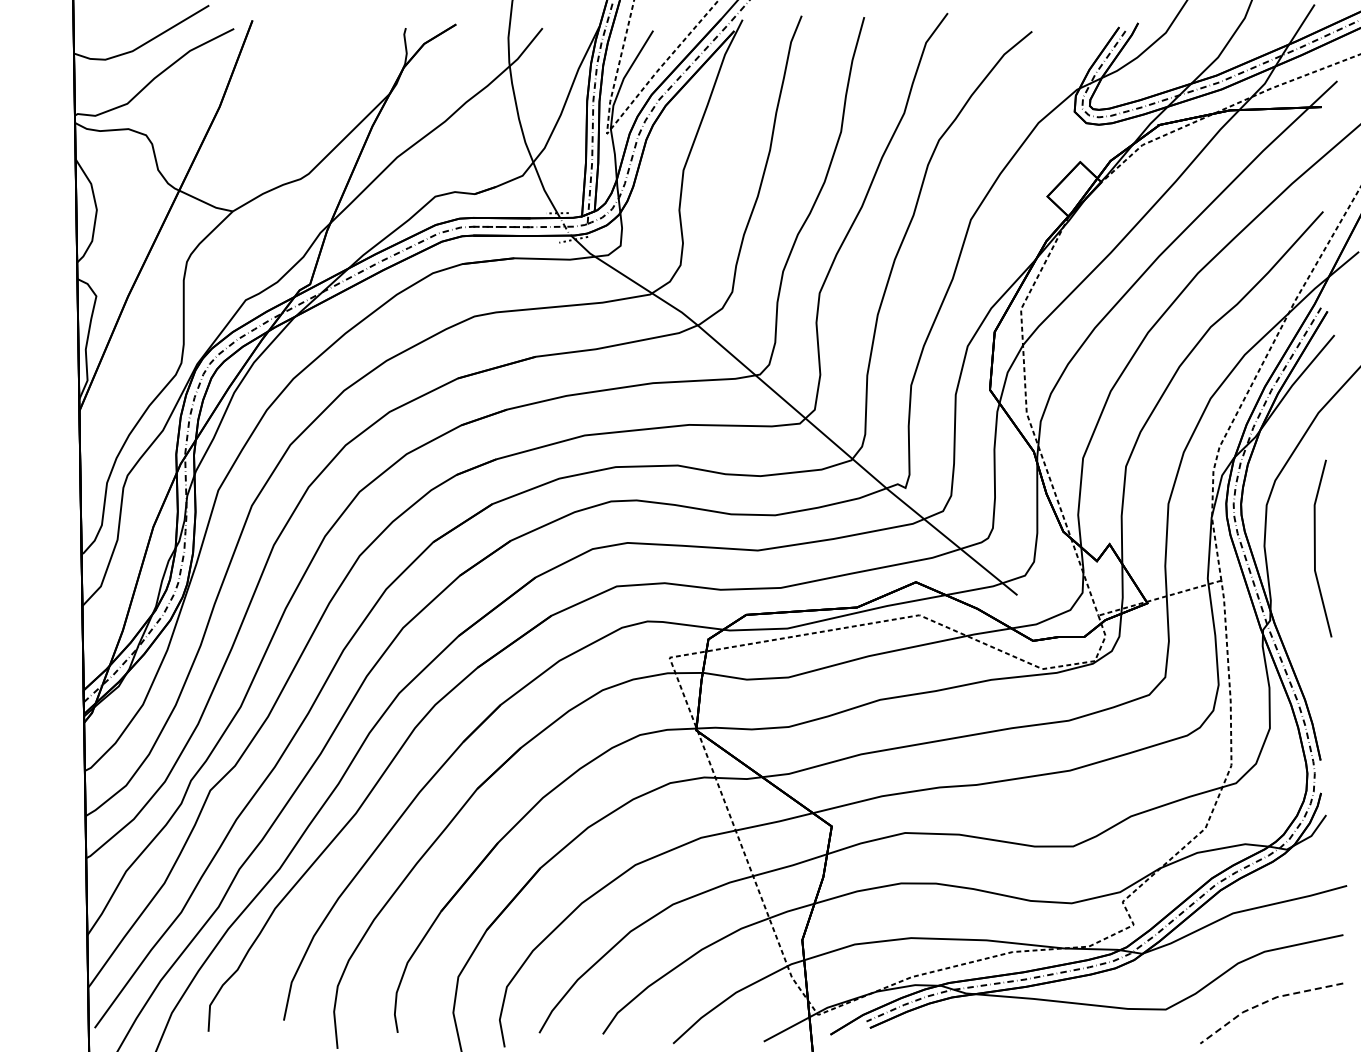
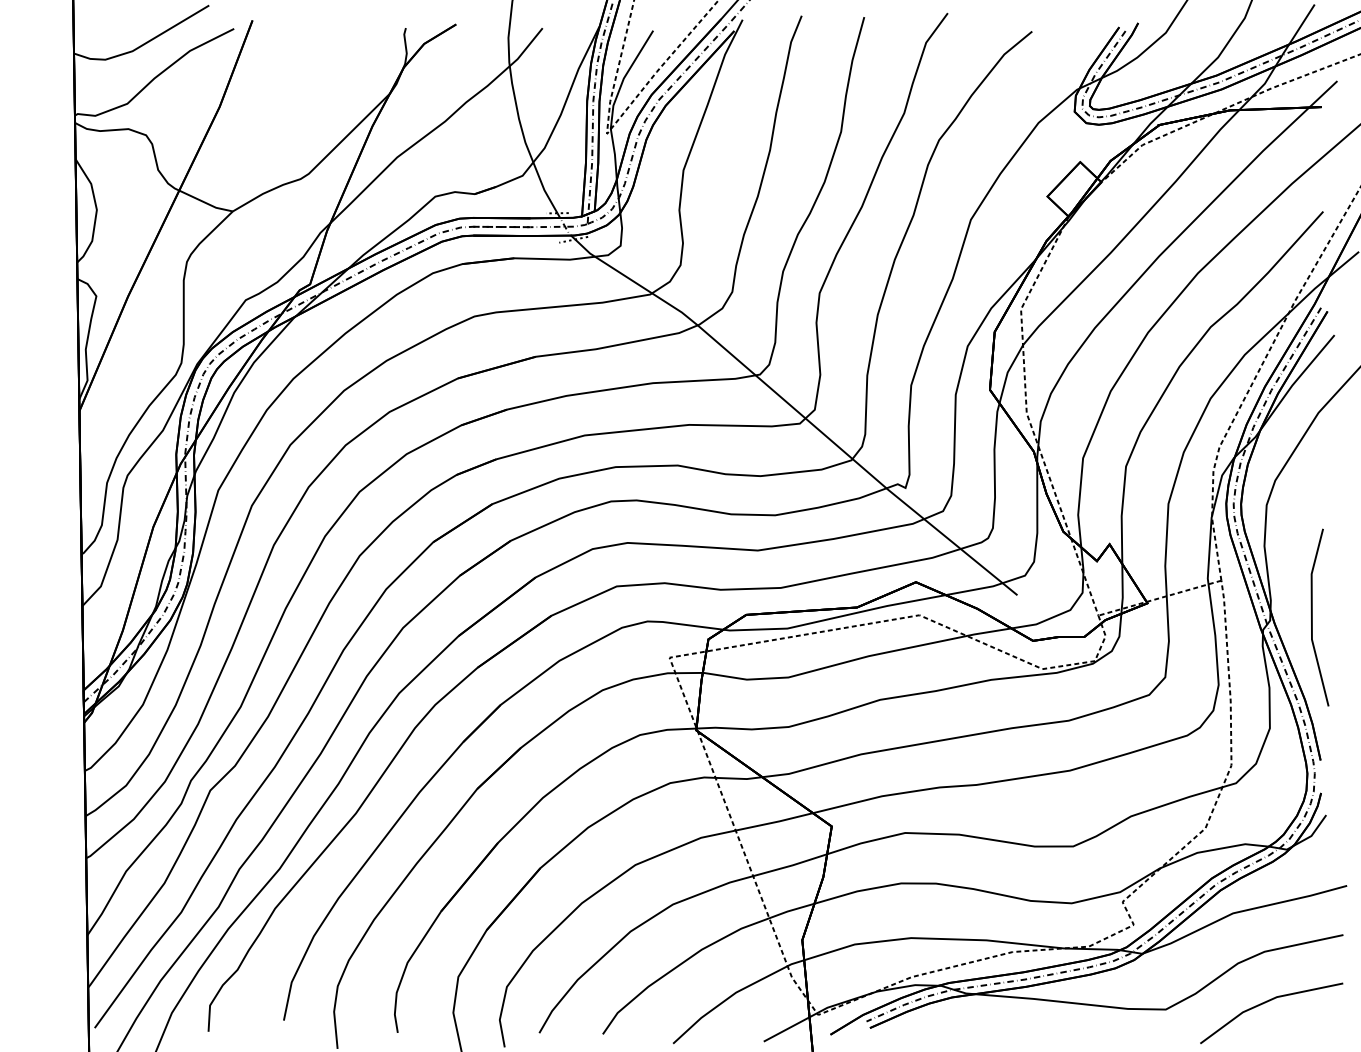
line position: (1315, 548) -> (1312, 617) (1312, 617)
line: dashed -> solid (1266, 1001)
